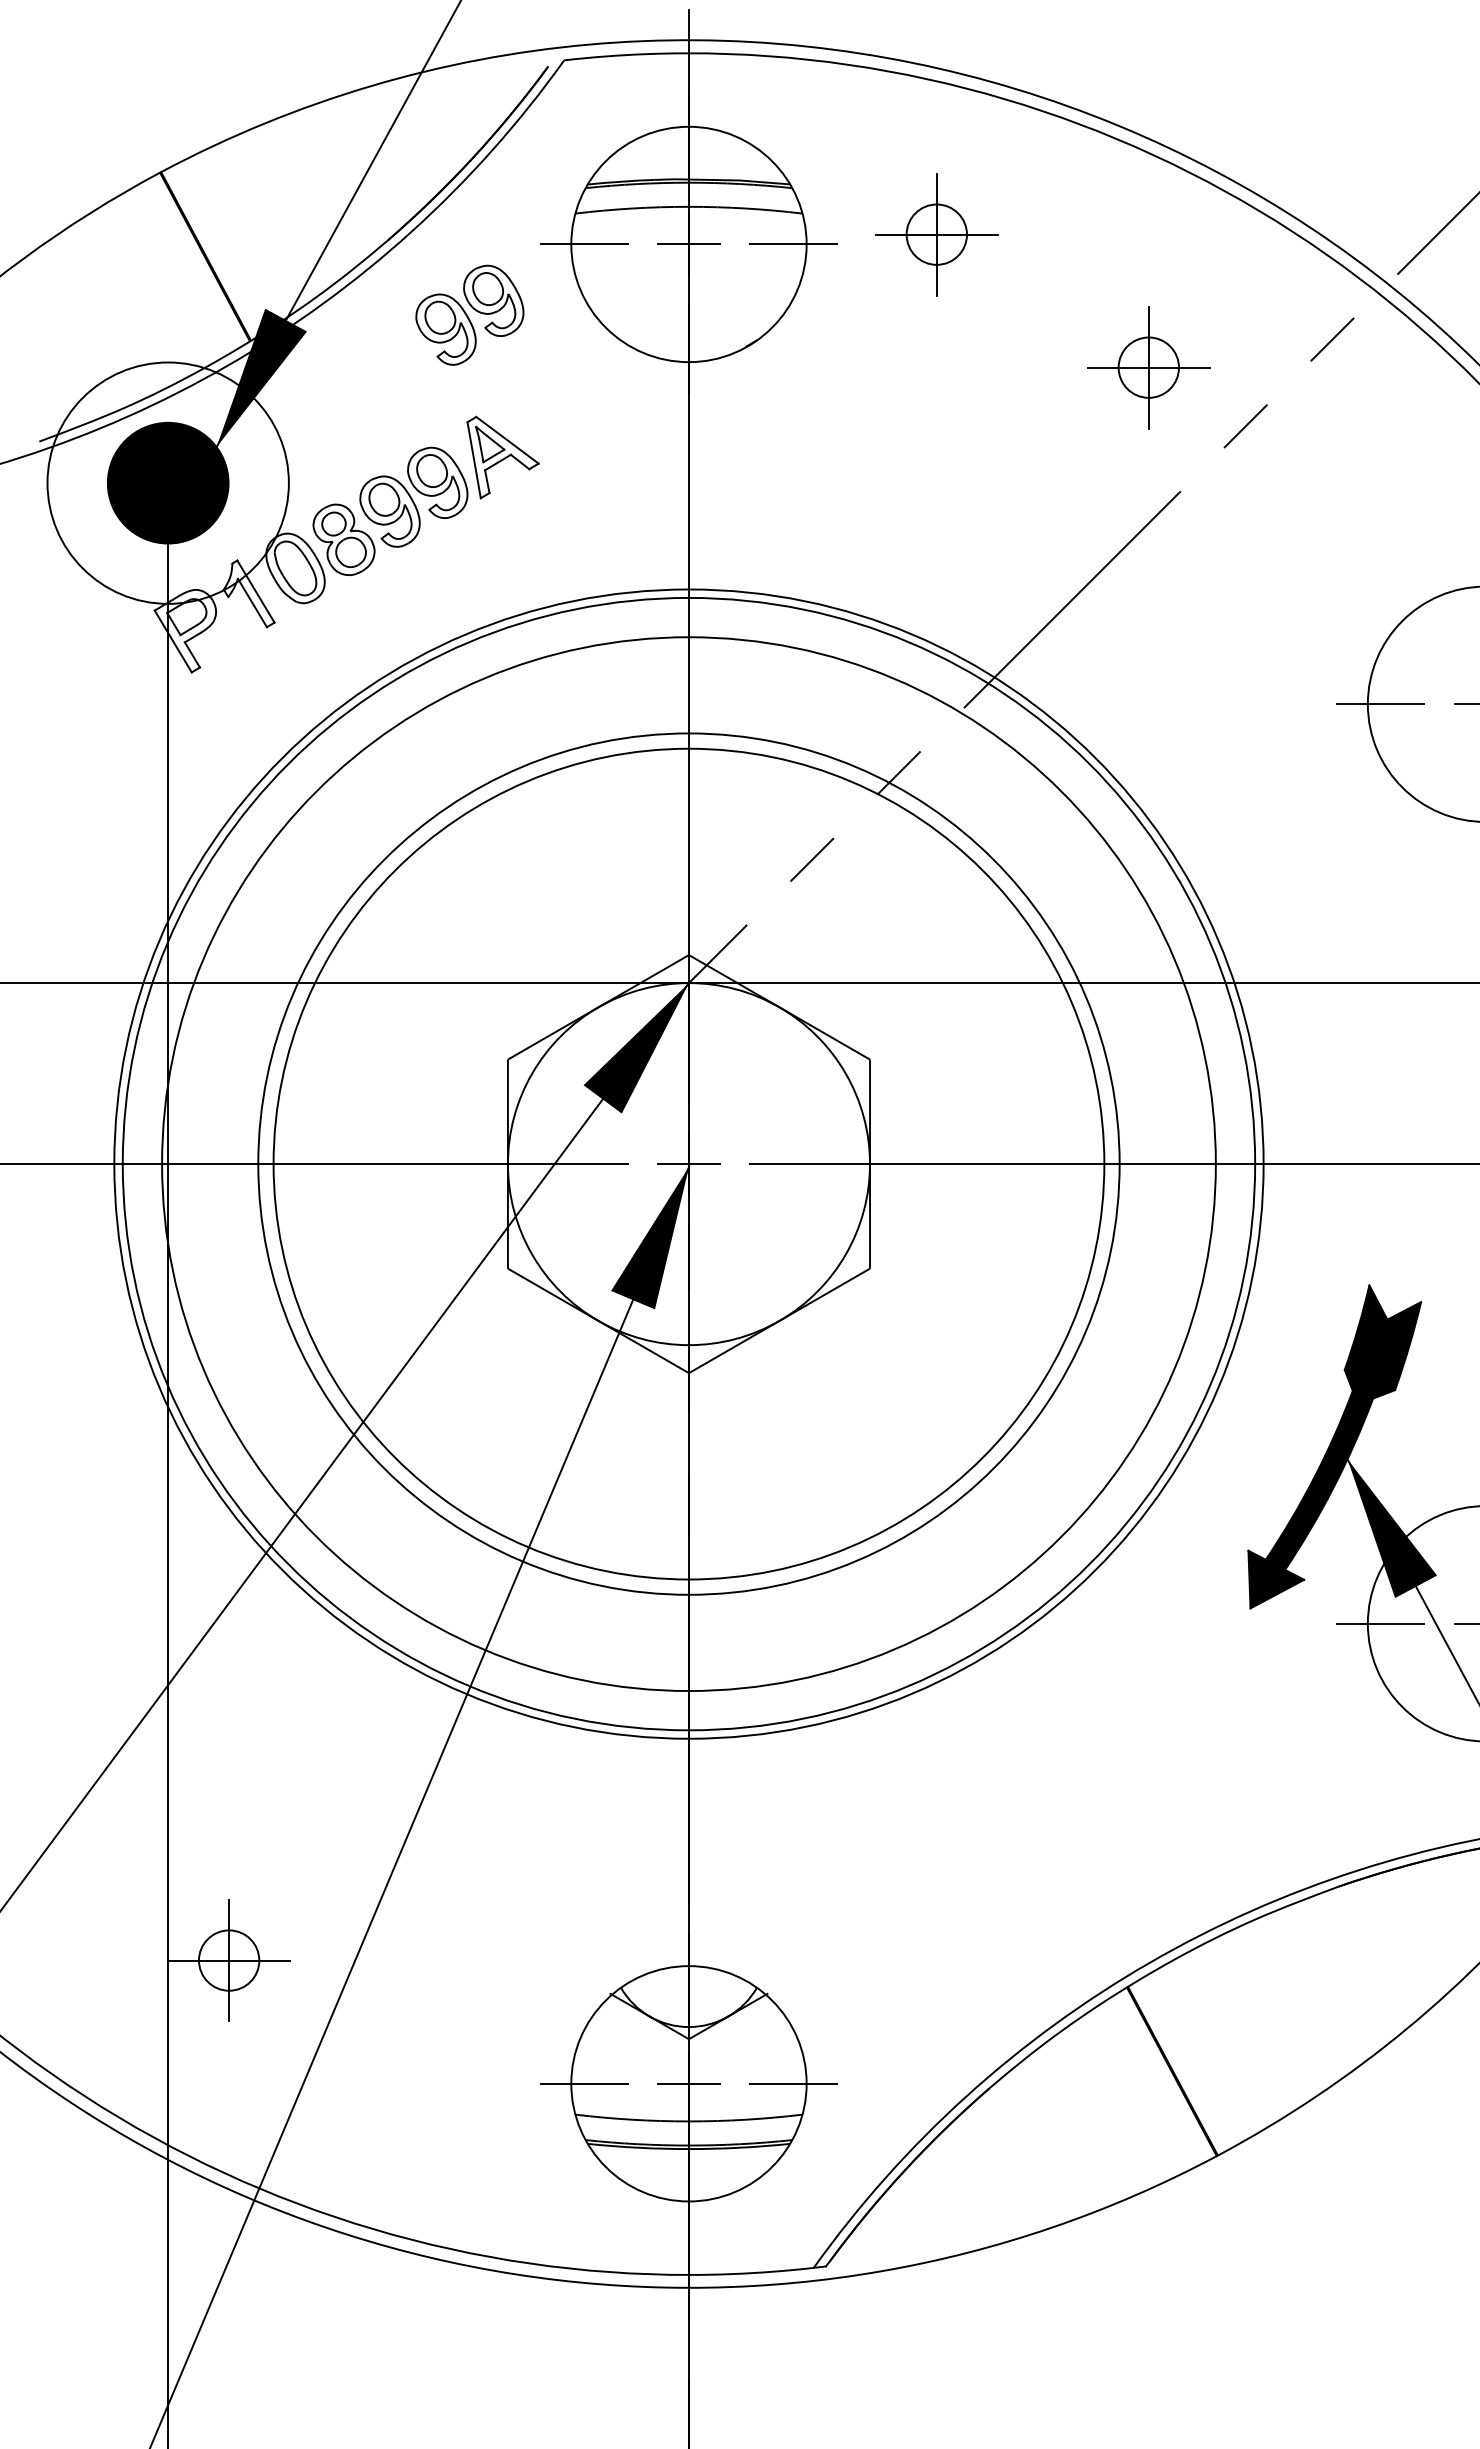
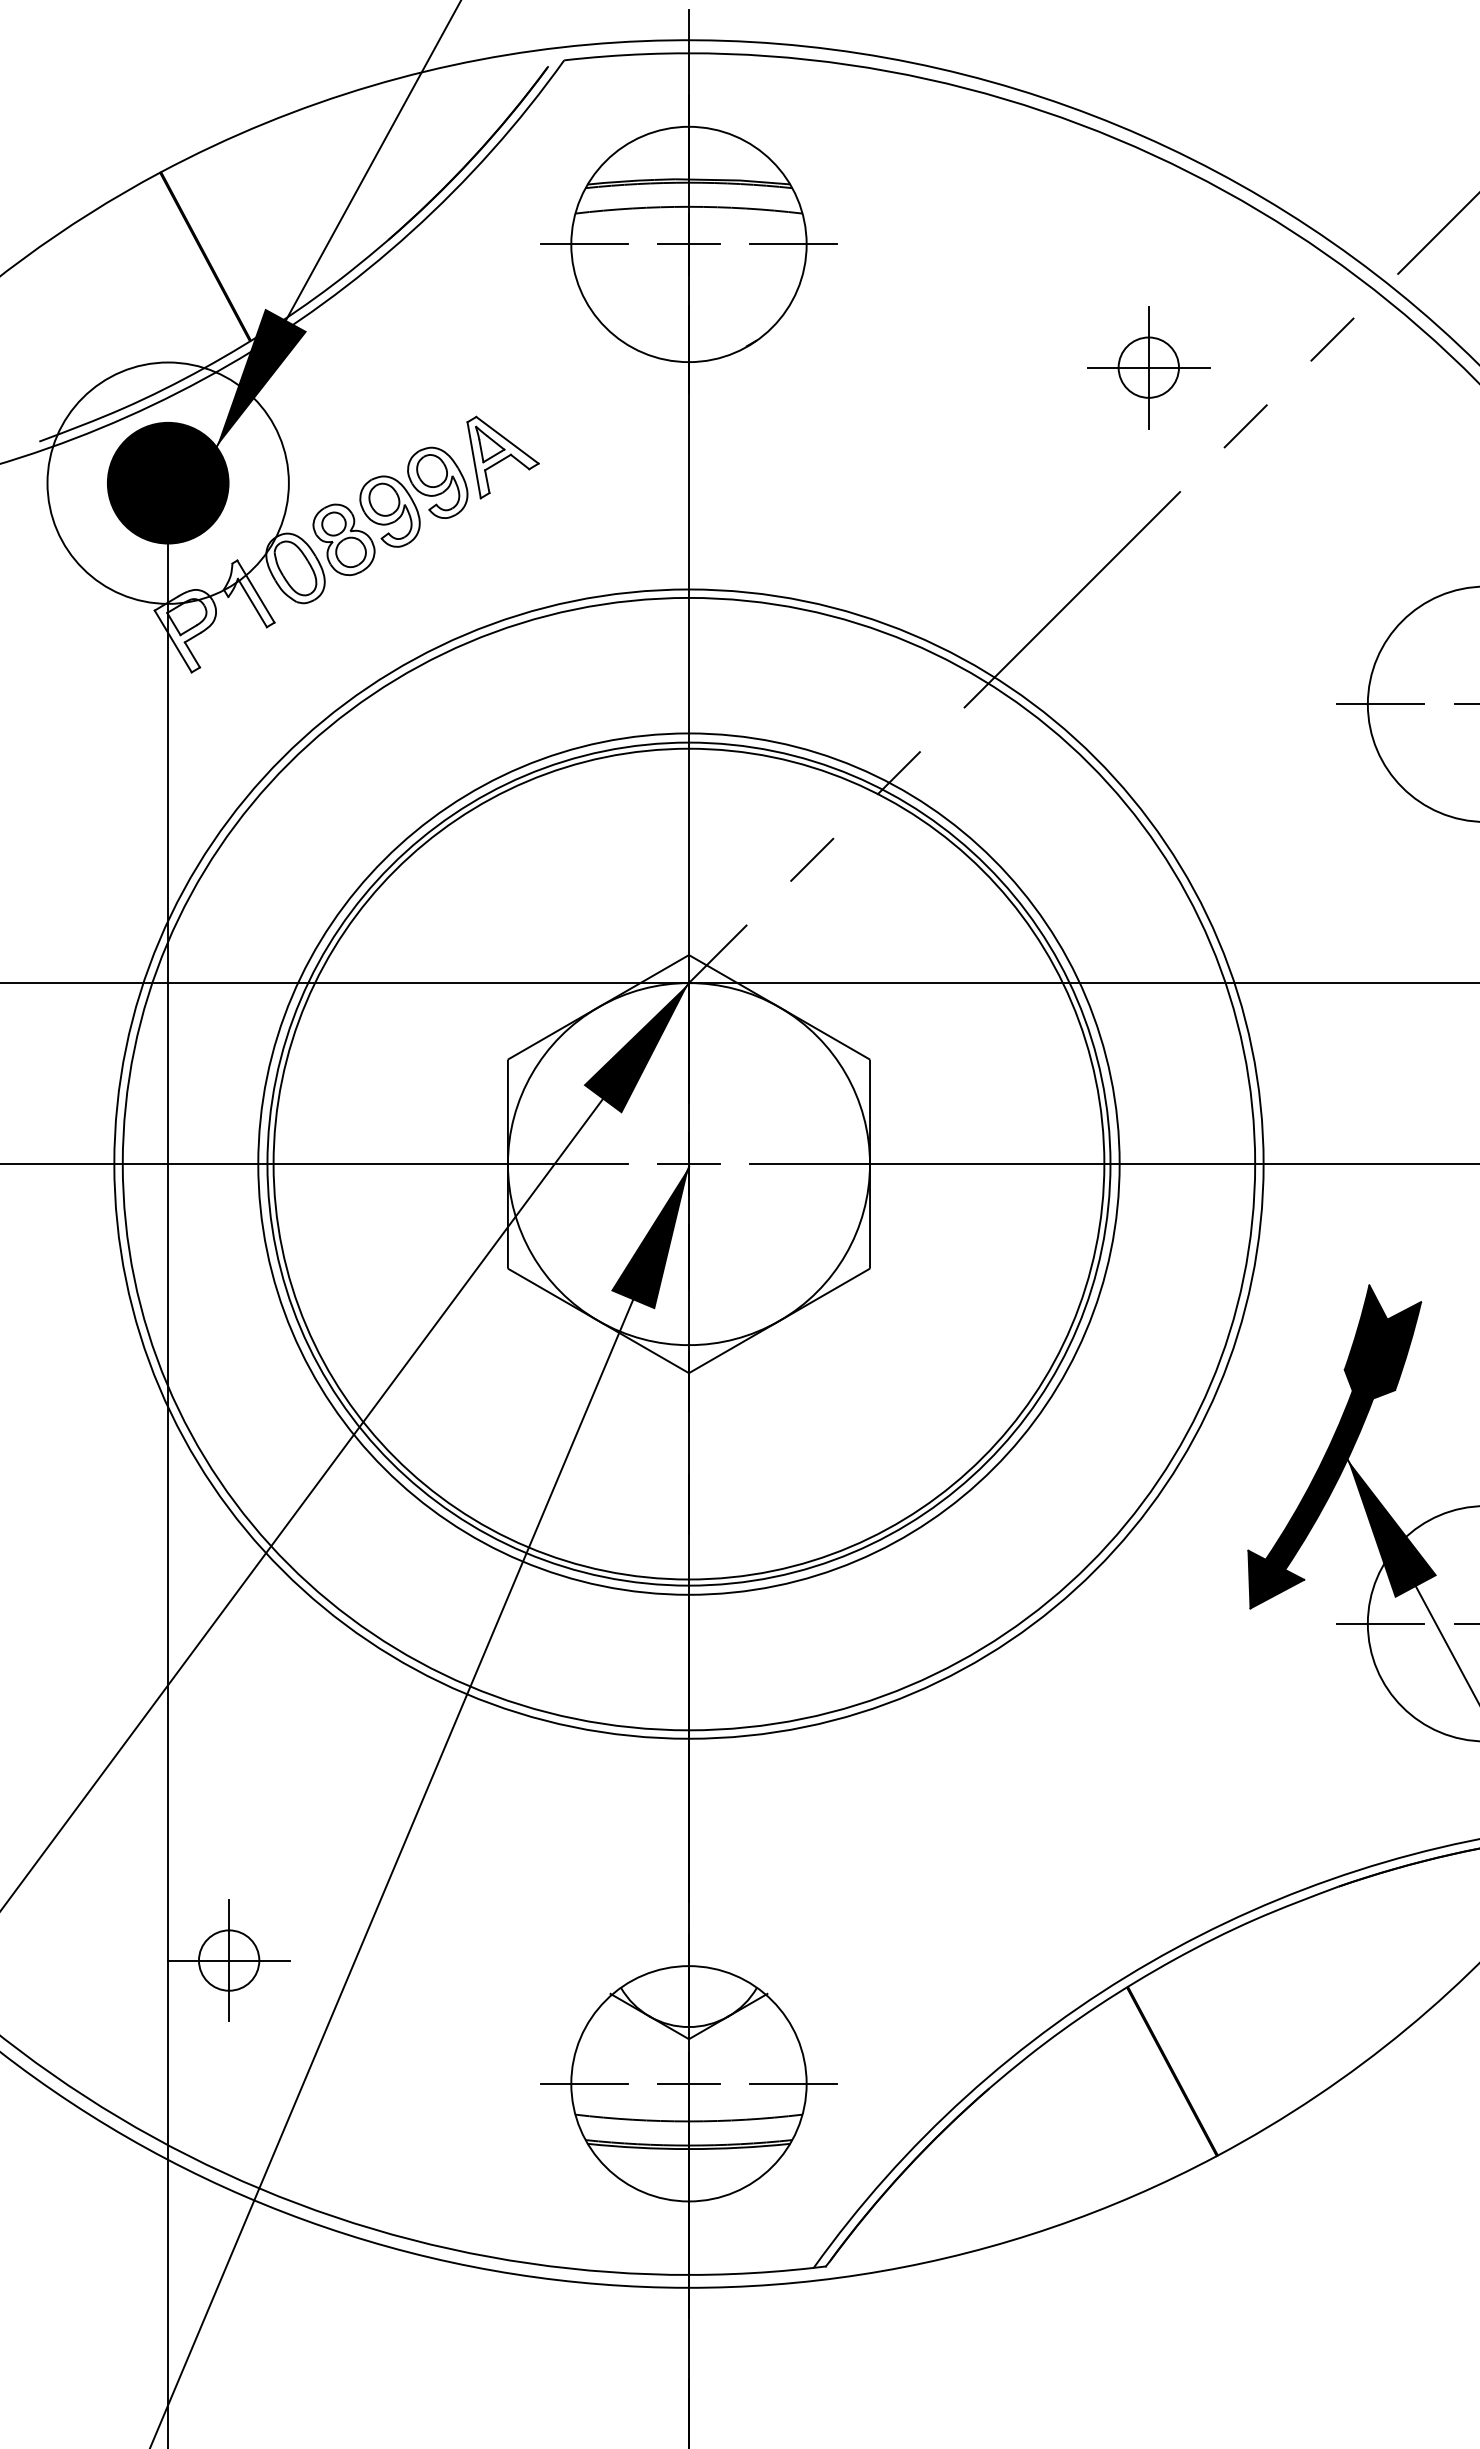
part: present -> none (936, 234)
part: present -> none (469, 314)
circle diameter: 1054 px -> 843 px (688, 1163)
